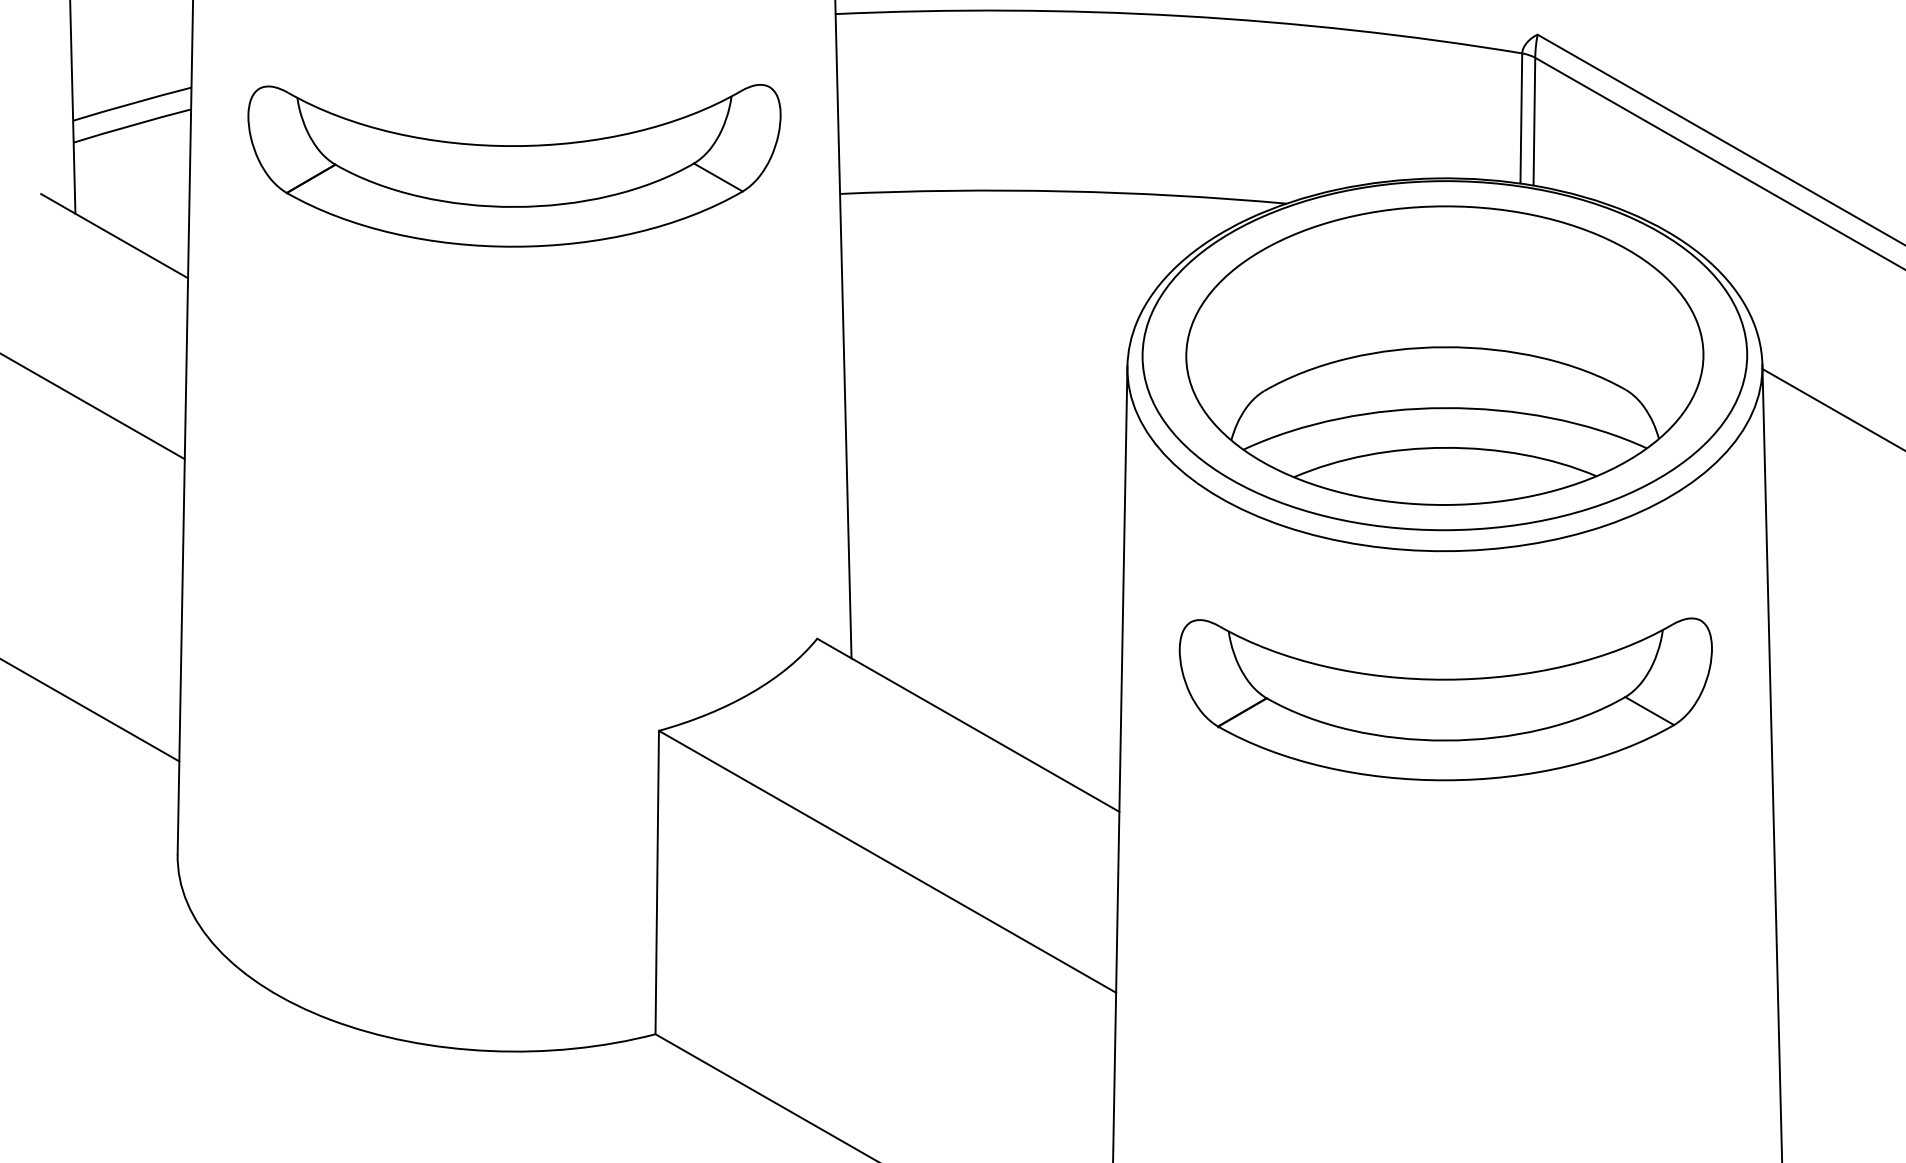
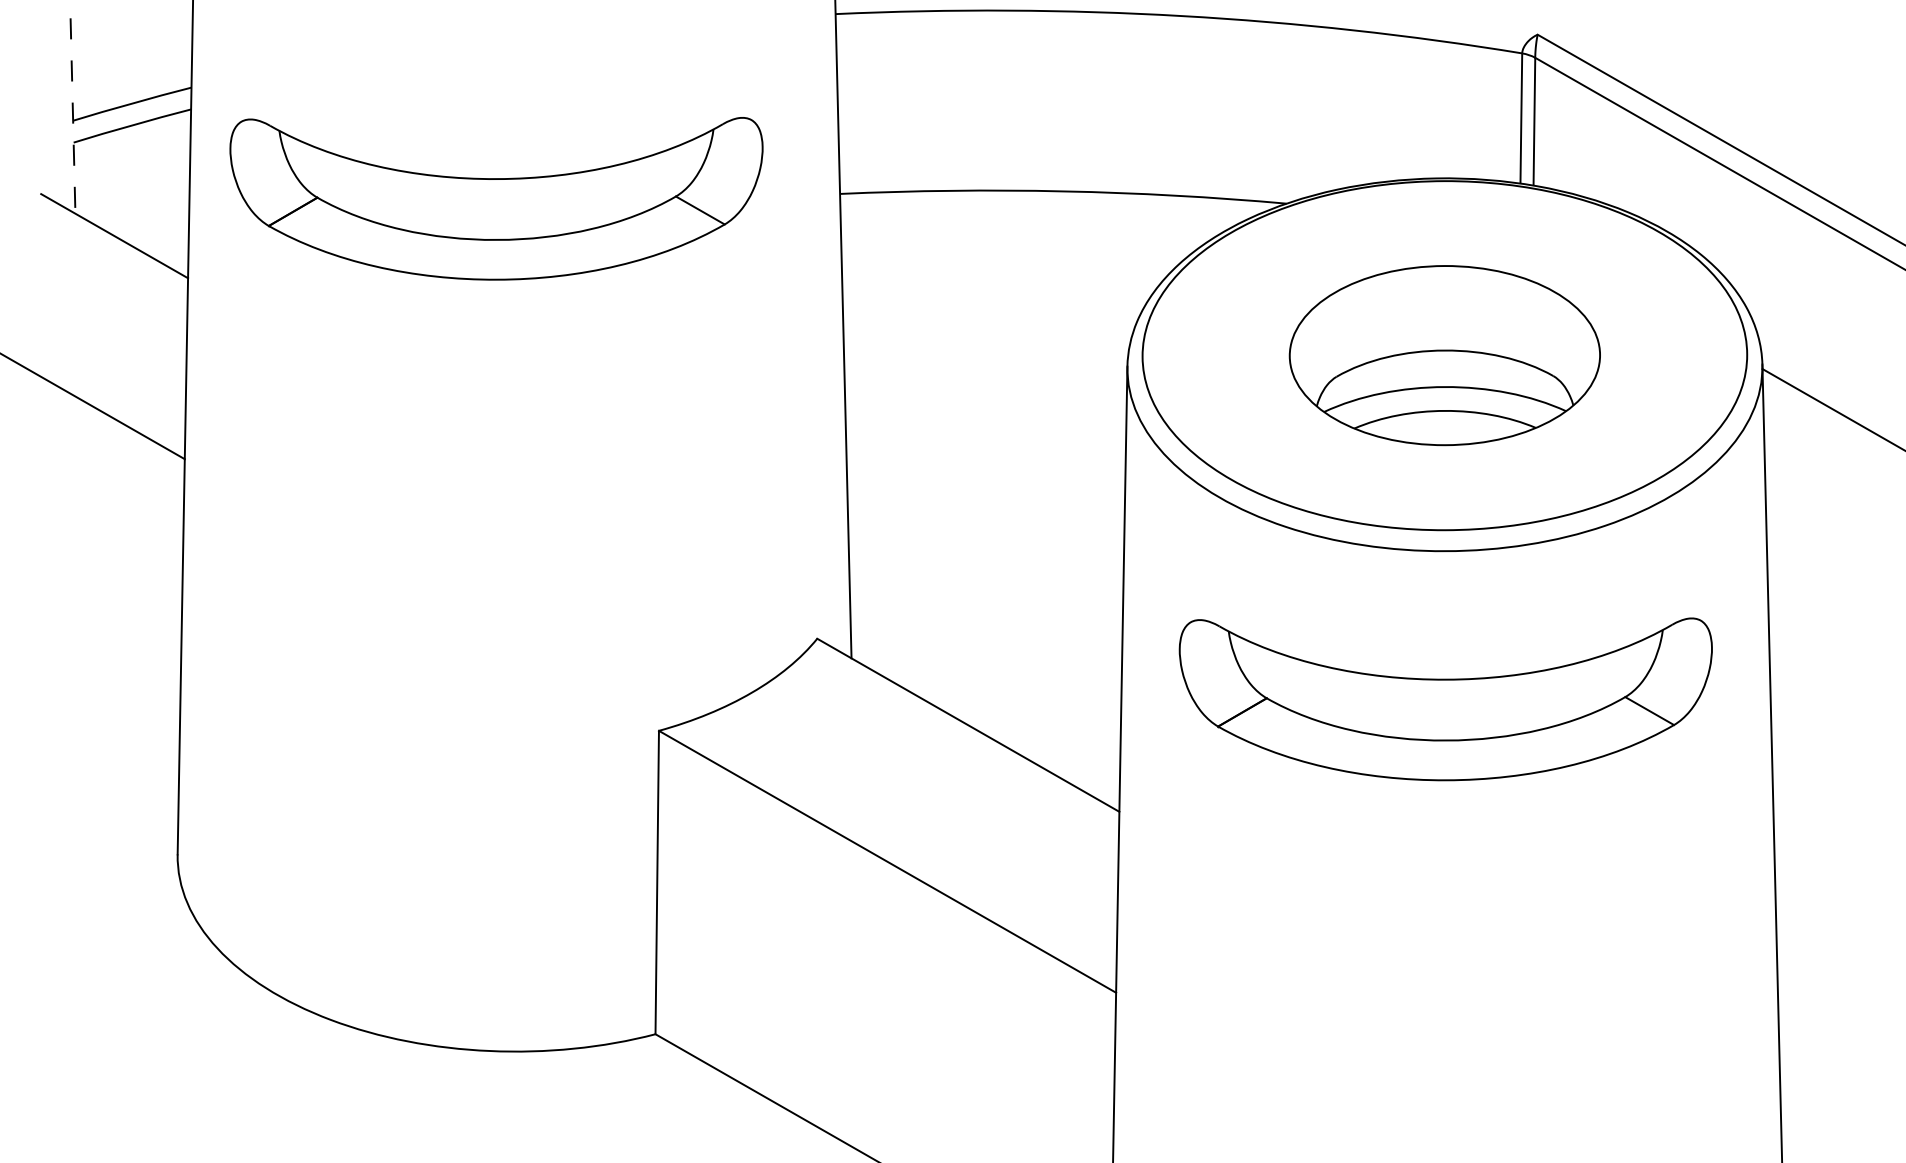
line: solid -> dashed (72, 107)
part position: (514, 165) -> (496, 198) (496, 198)
part size: 520x301 px -> 313x182 px (1444, 355)
line: present -> none (90, 710)
